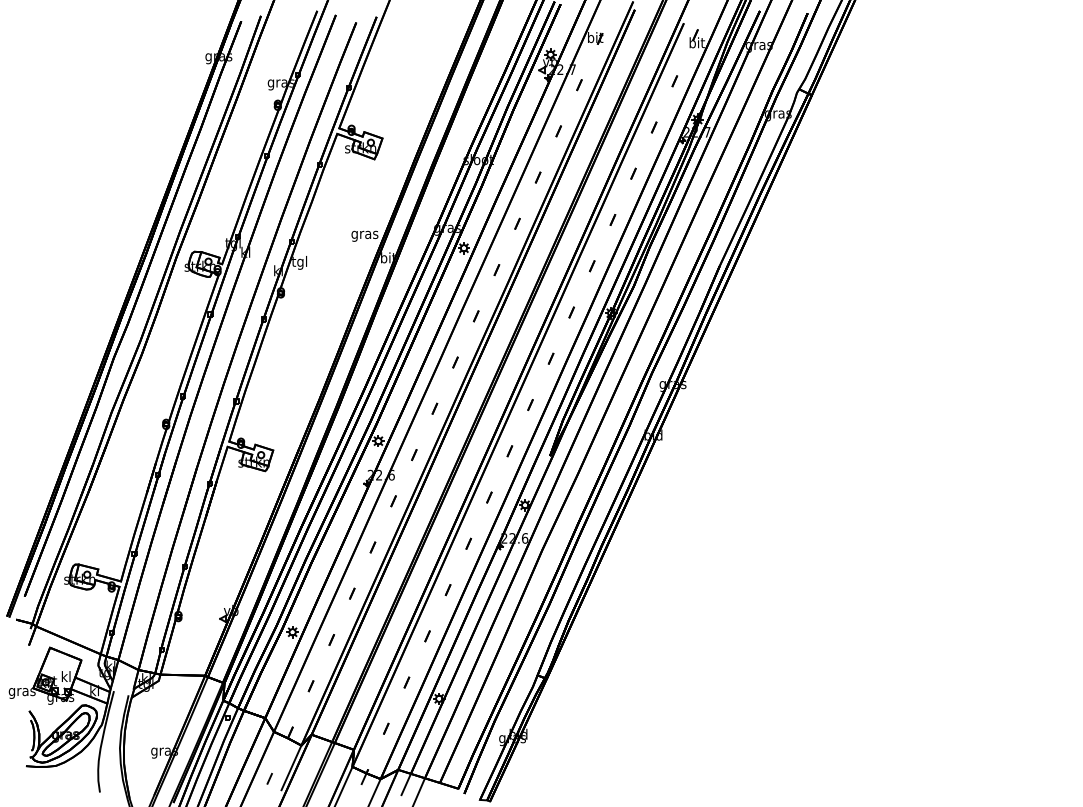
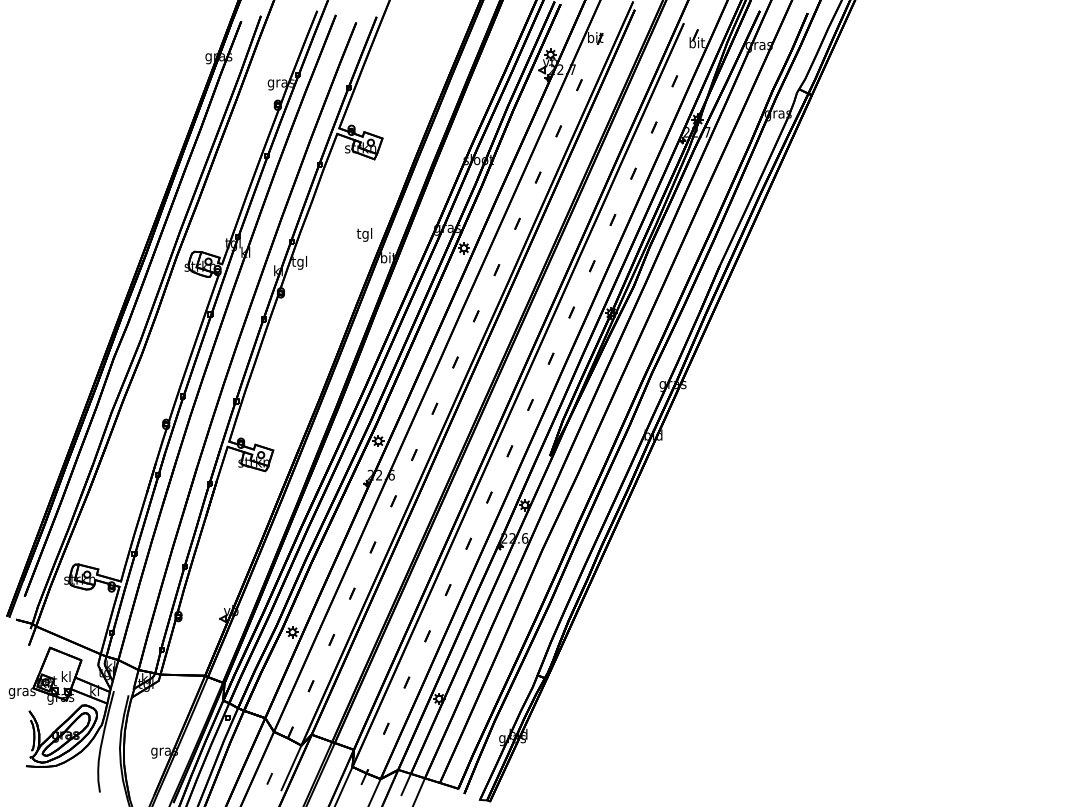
text: gras -> tgl (364, 234)
